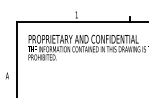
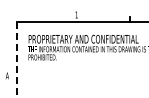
line: solid -> dashed (16, 59)
